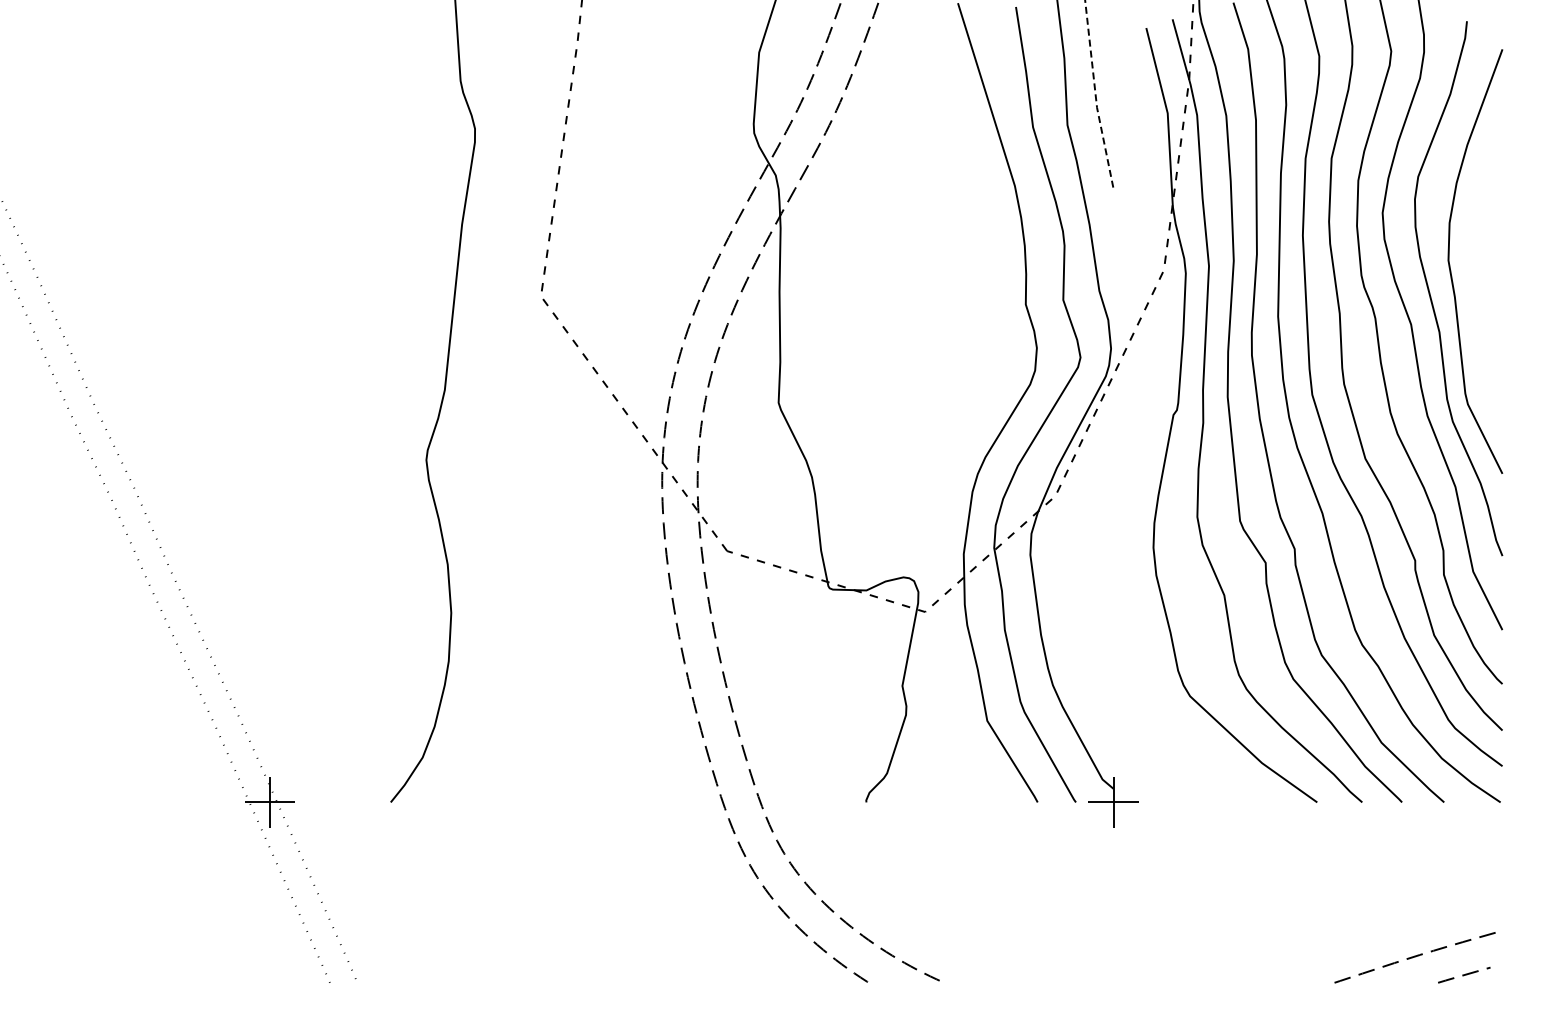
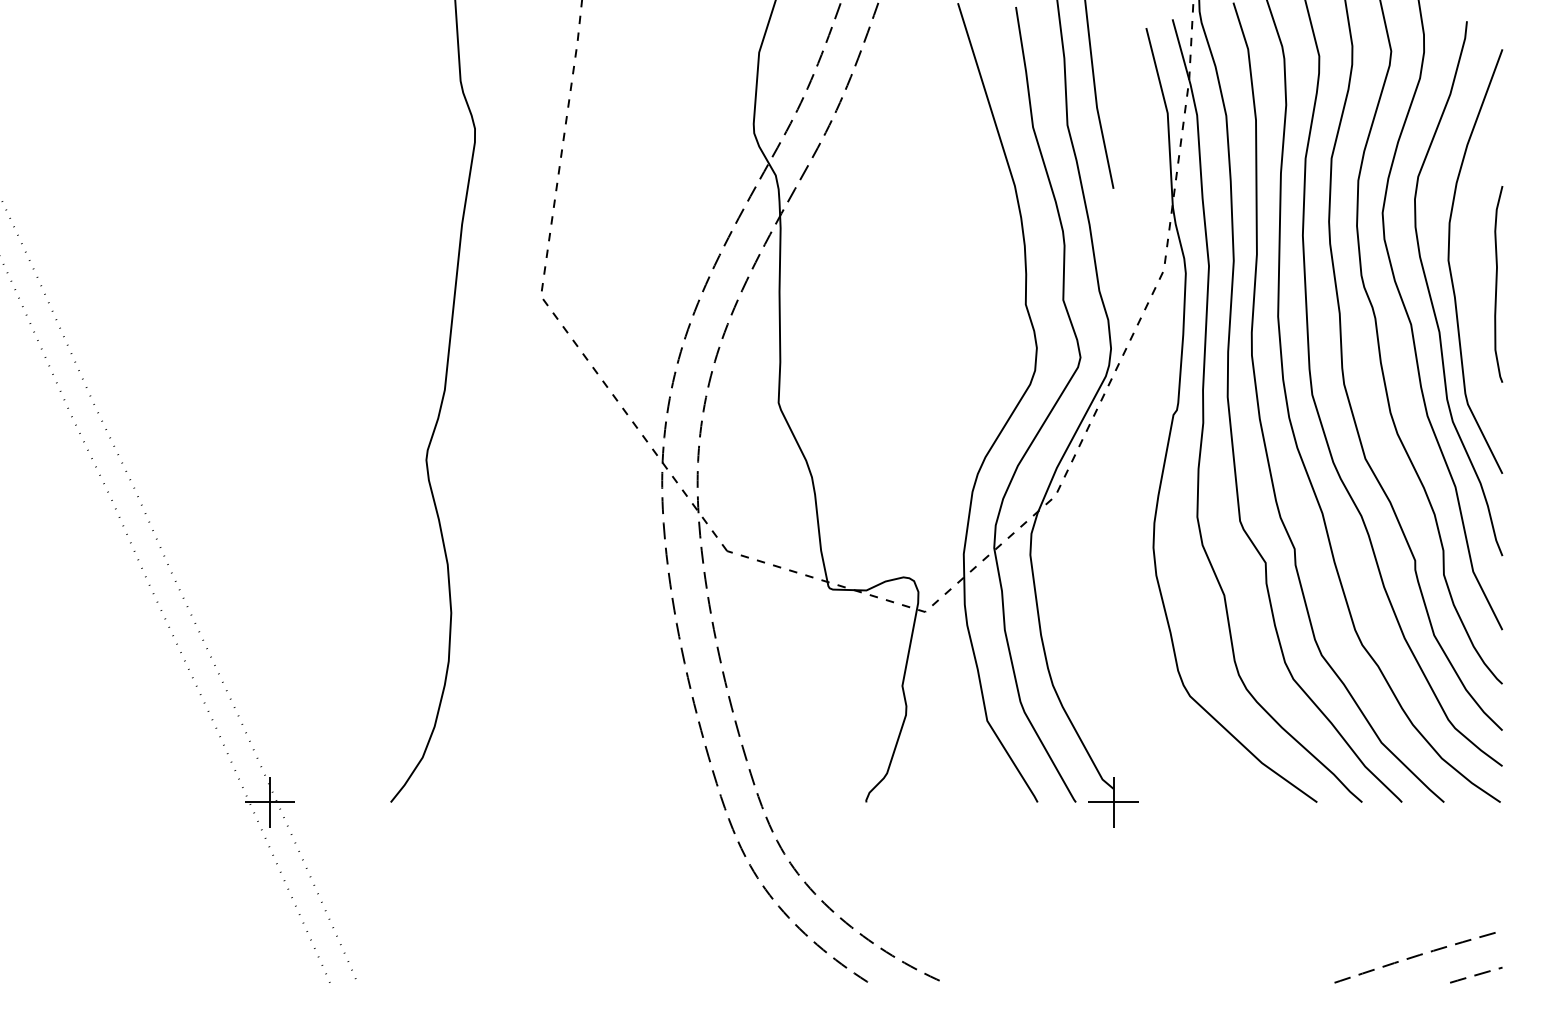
line: dashed -> solid (1095, 95)
curve: none -> present (1497, 284)
line position: (1464, 975) -> (1476, 975) (1476, 975)
